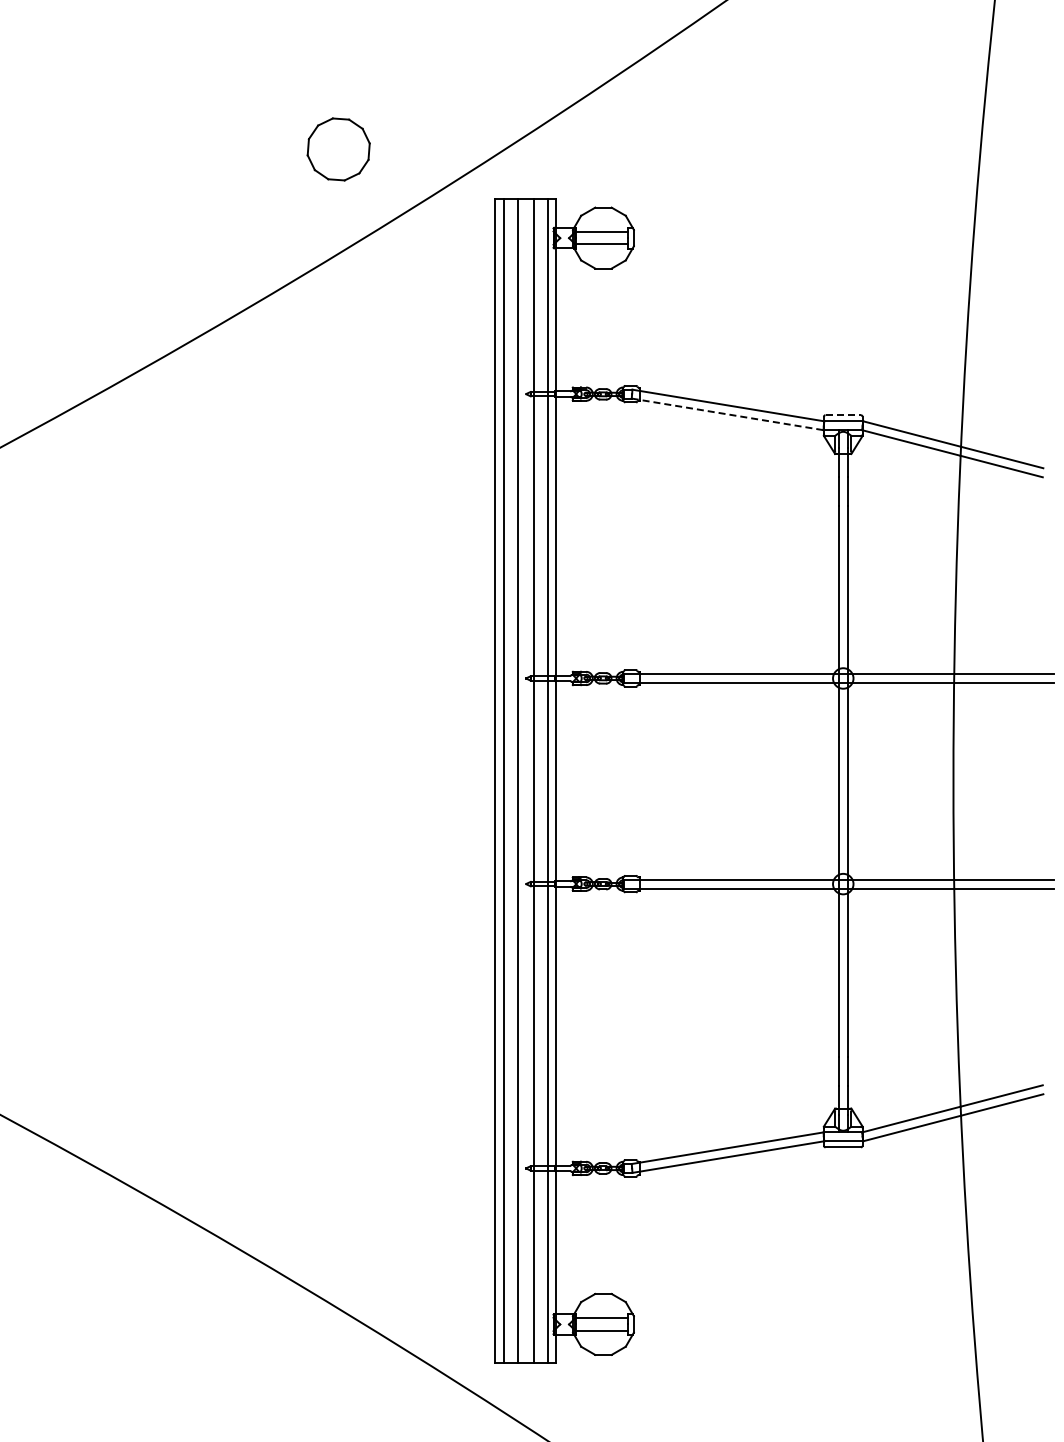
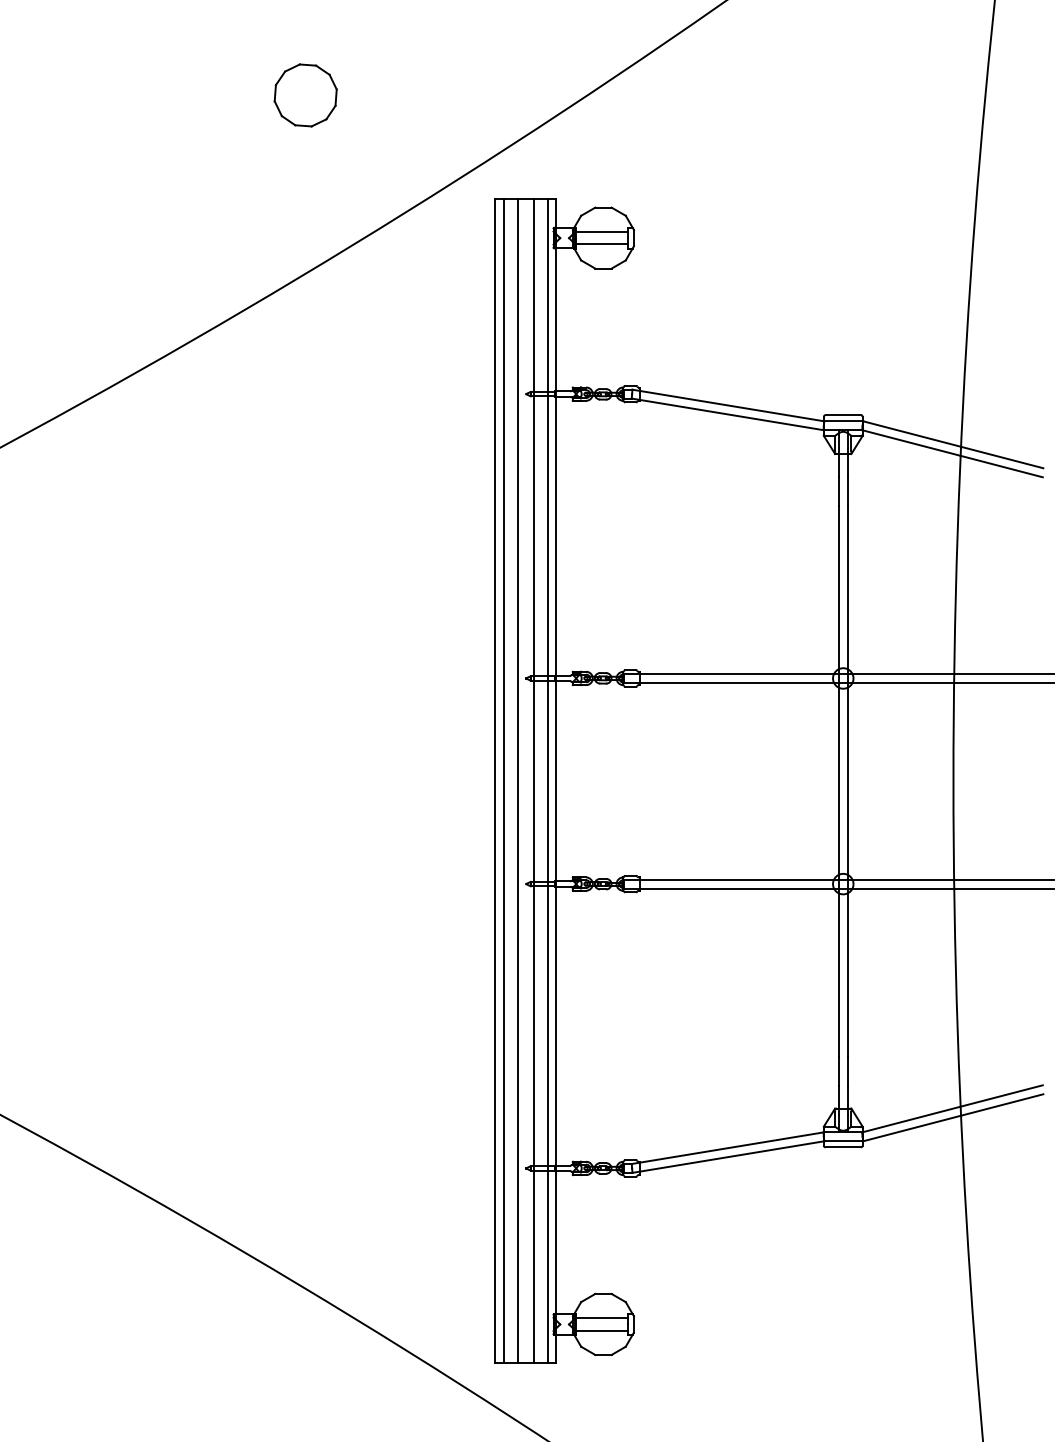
part position: (338, 149) -> (305, 95) (305, 95)
line: dashed -> solid (728, 414)
line: dashed -> solid (843, 415)
